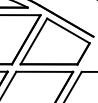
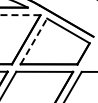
line: solid -> dashed (20, 15)
line: solid -> dashed (34, 41)
